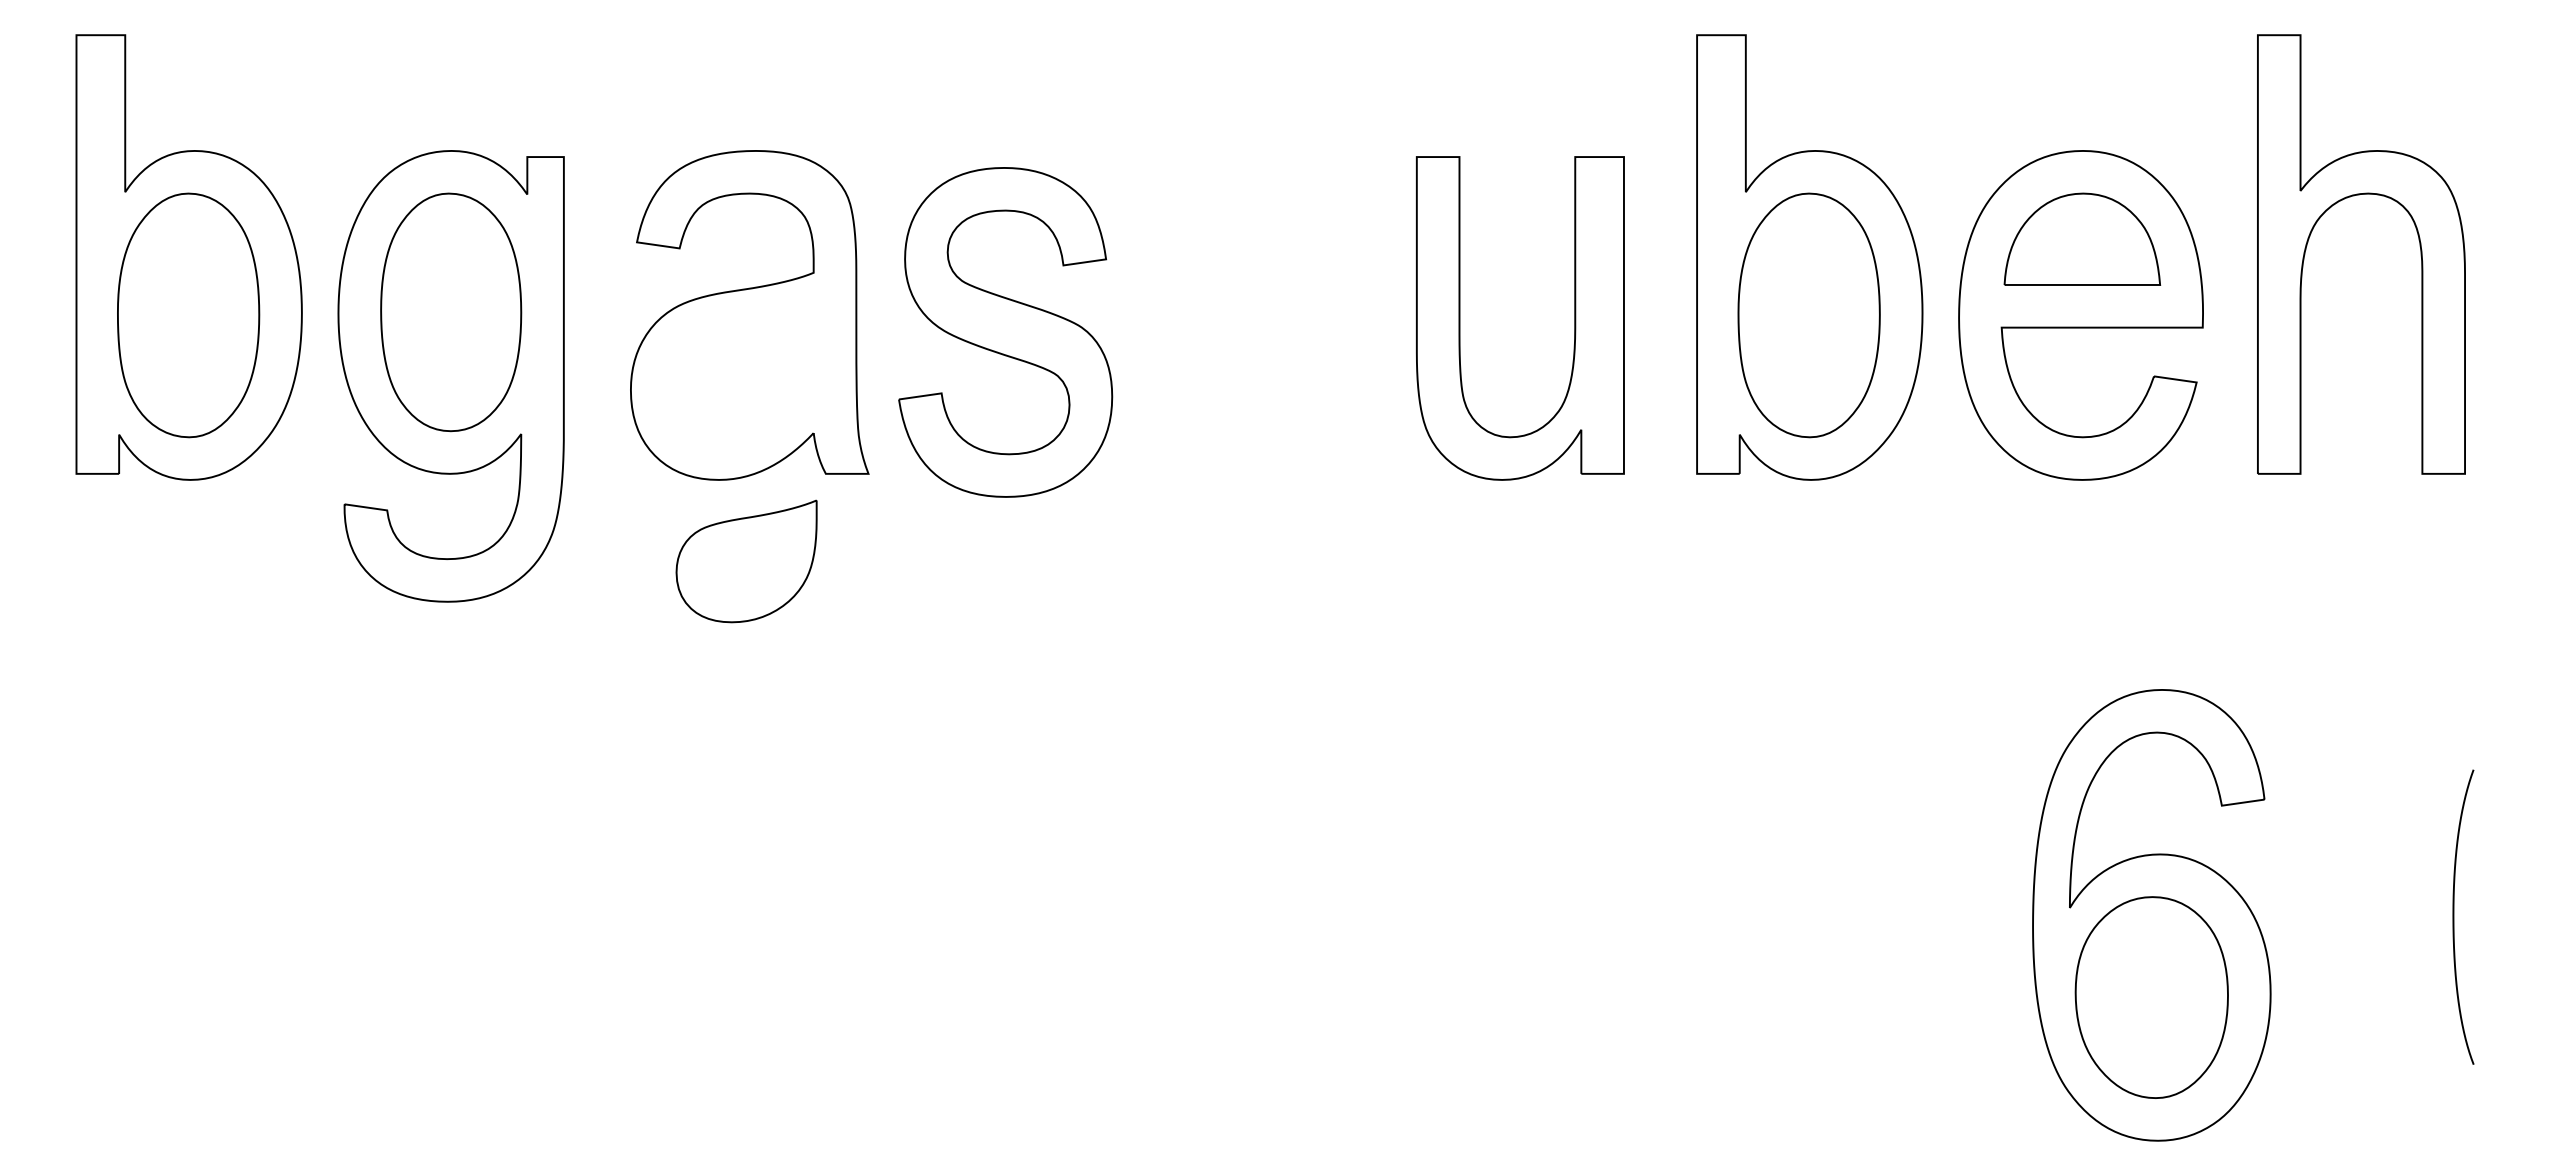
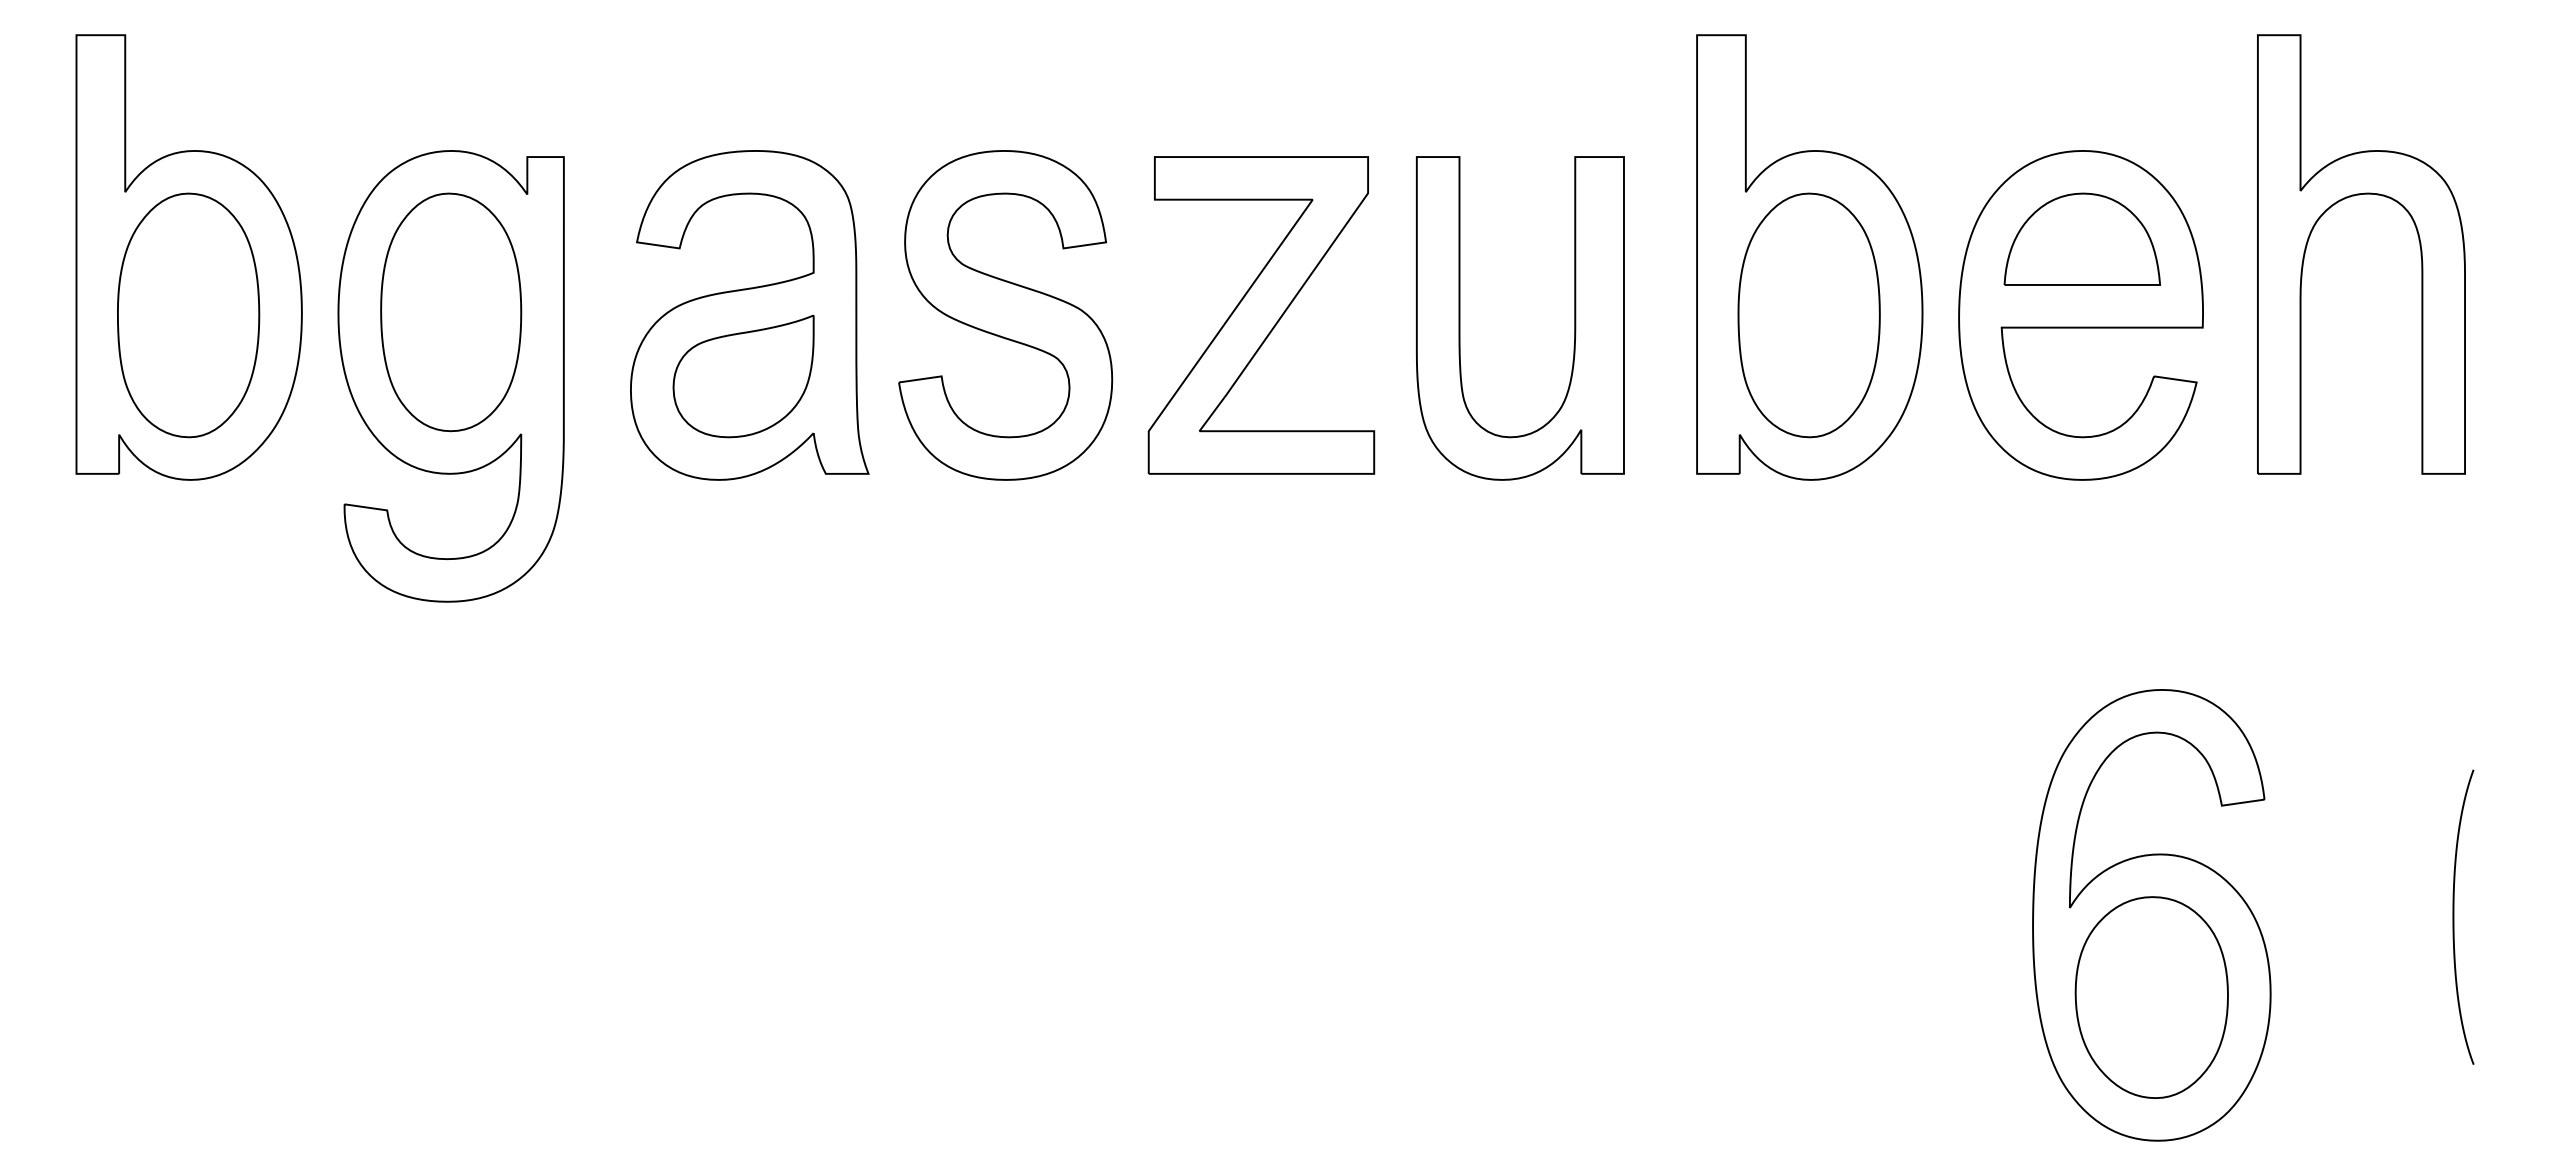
part: none -> present (1261, 315)
part position: (1005, 332) -> (1005, 315) (1005, 315)
part position: (746, 561) -> (743, 376) (743, 376)
